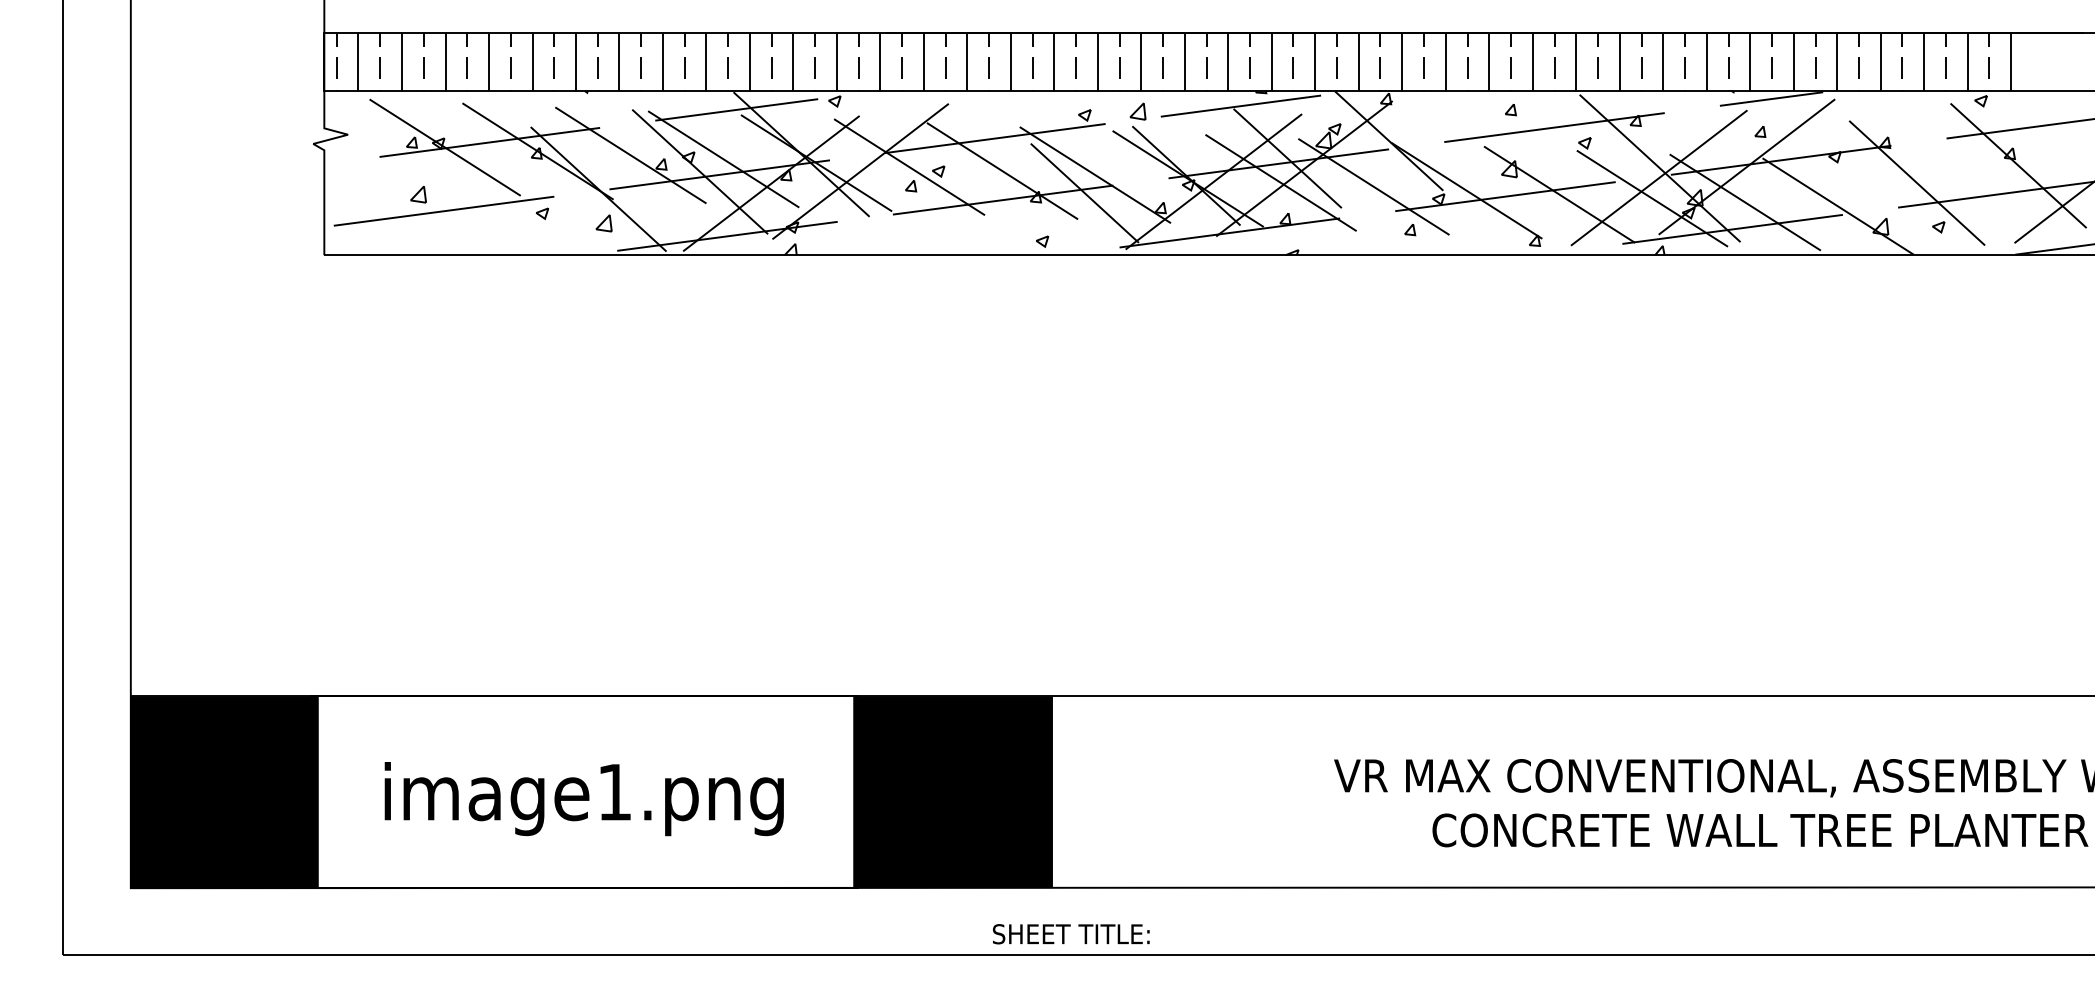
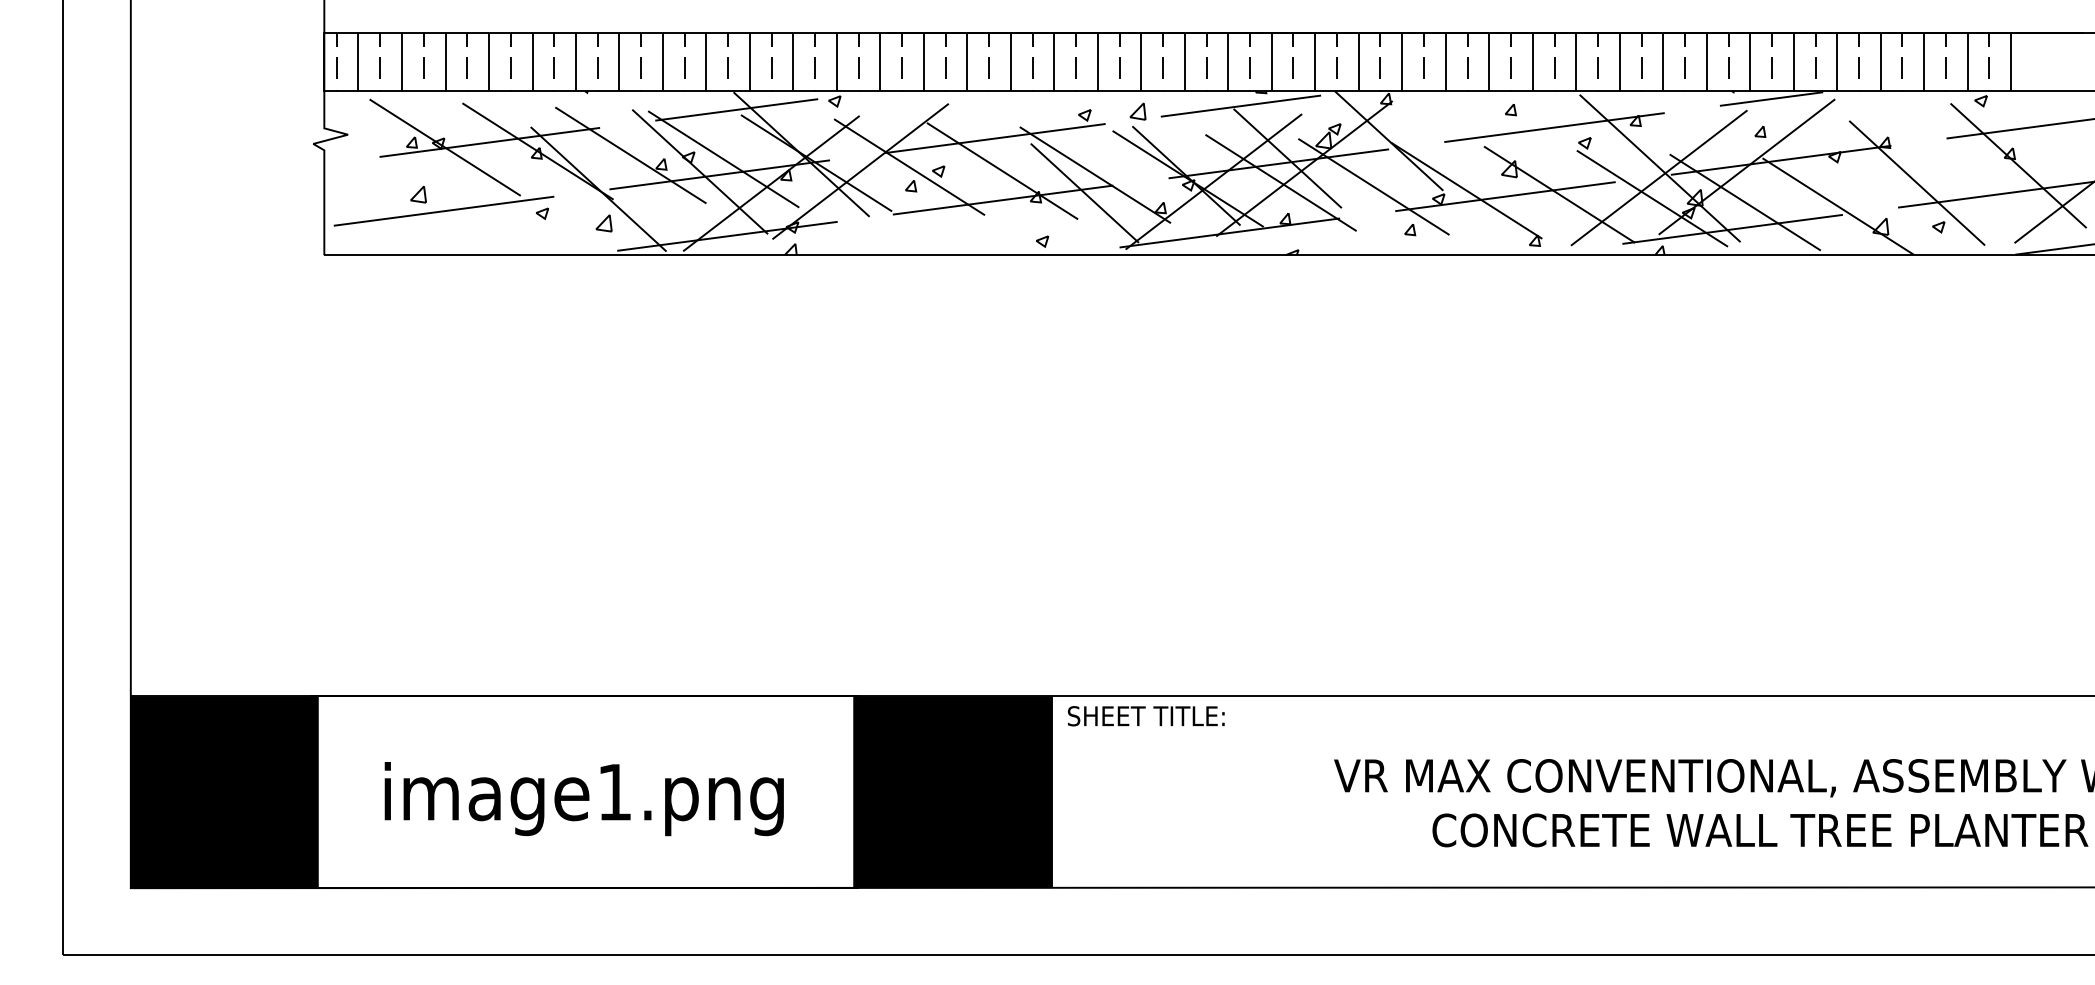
text position: (1071, 934) -> (1146, 716) (1146, 716)
